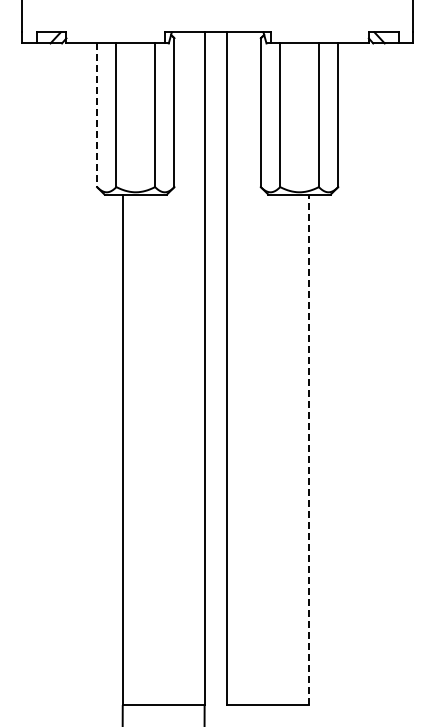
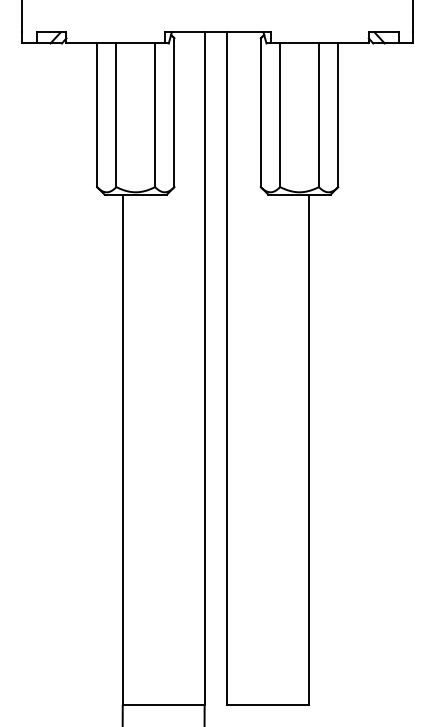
line: dashed -> solid (97, 115)
line: dashed -> solid (308, 449)
